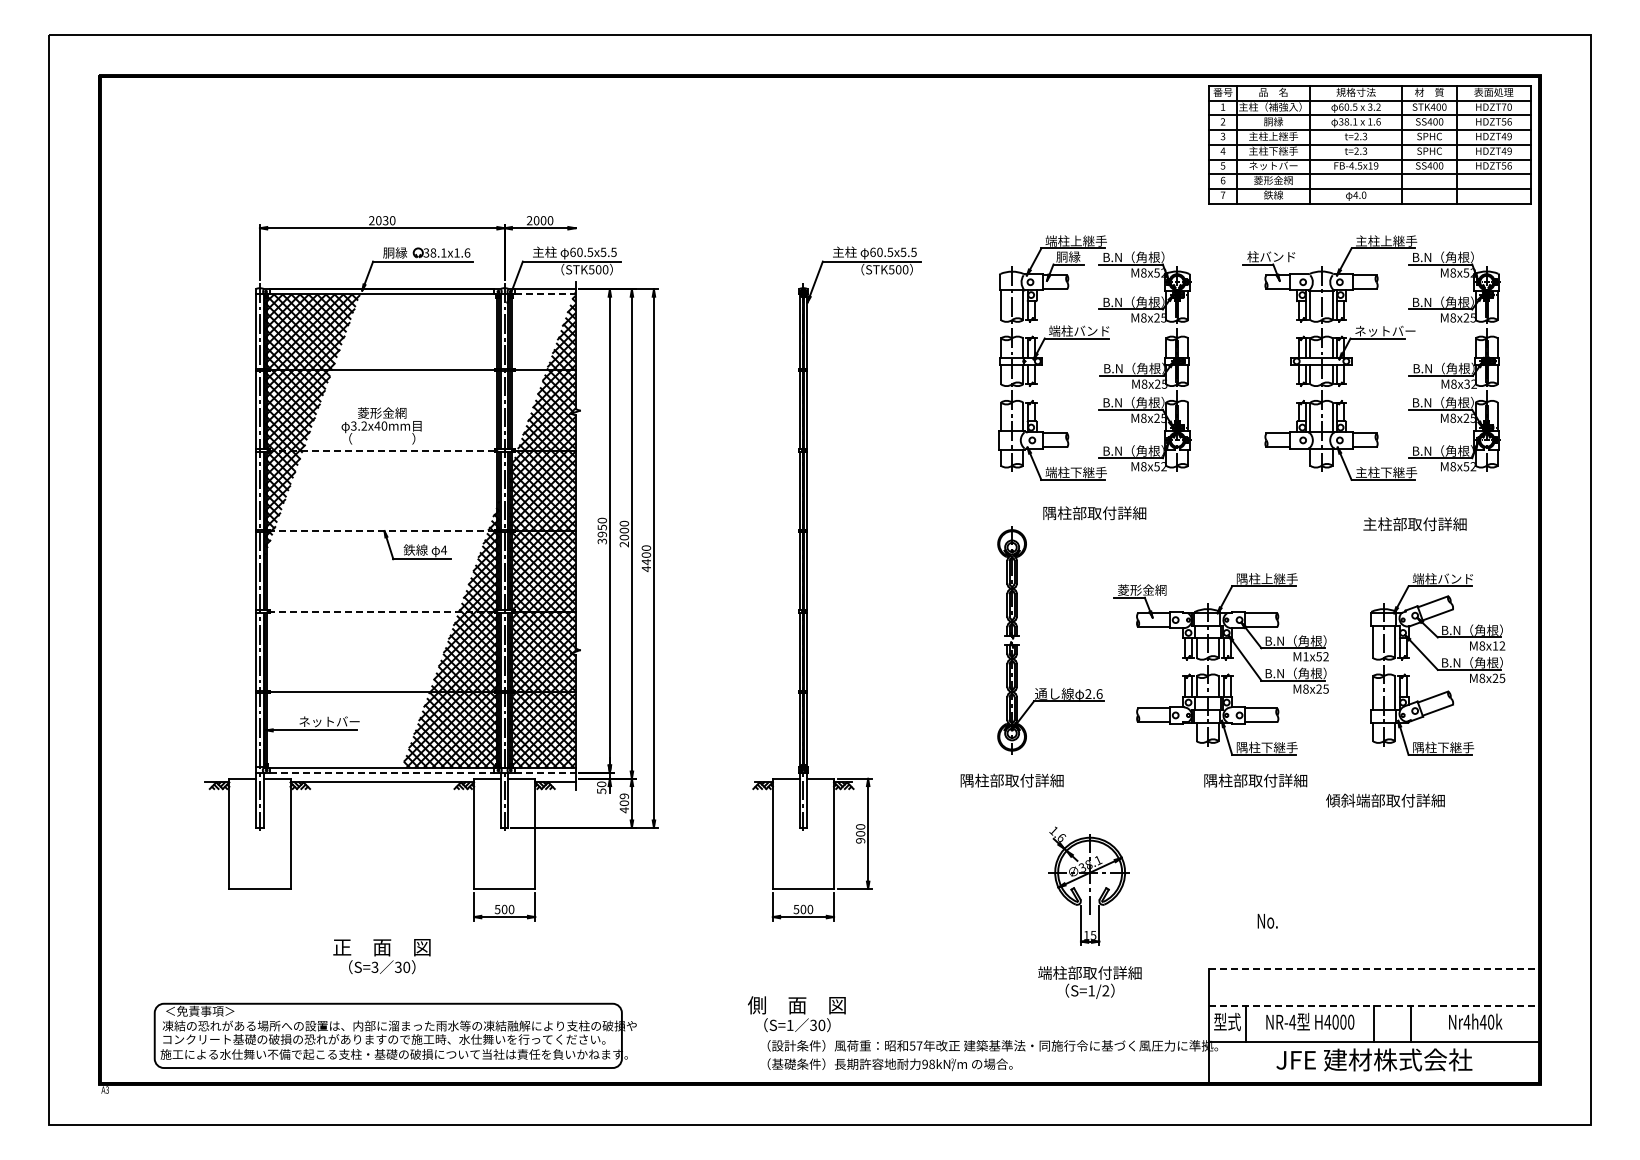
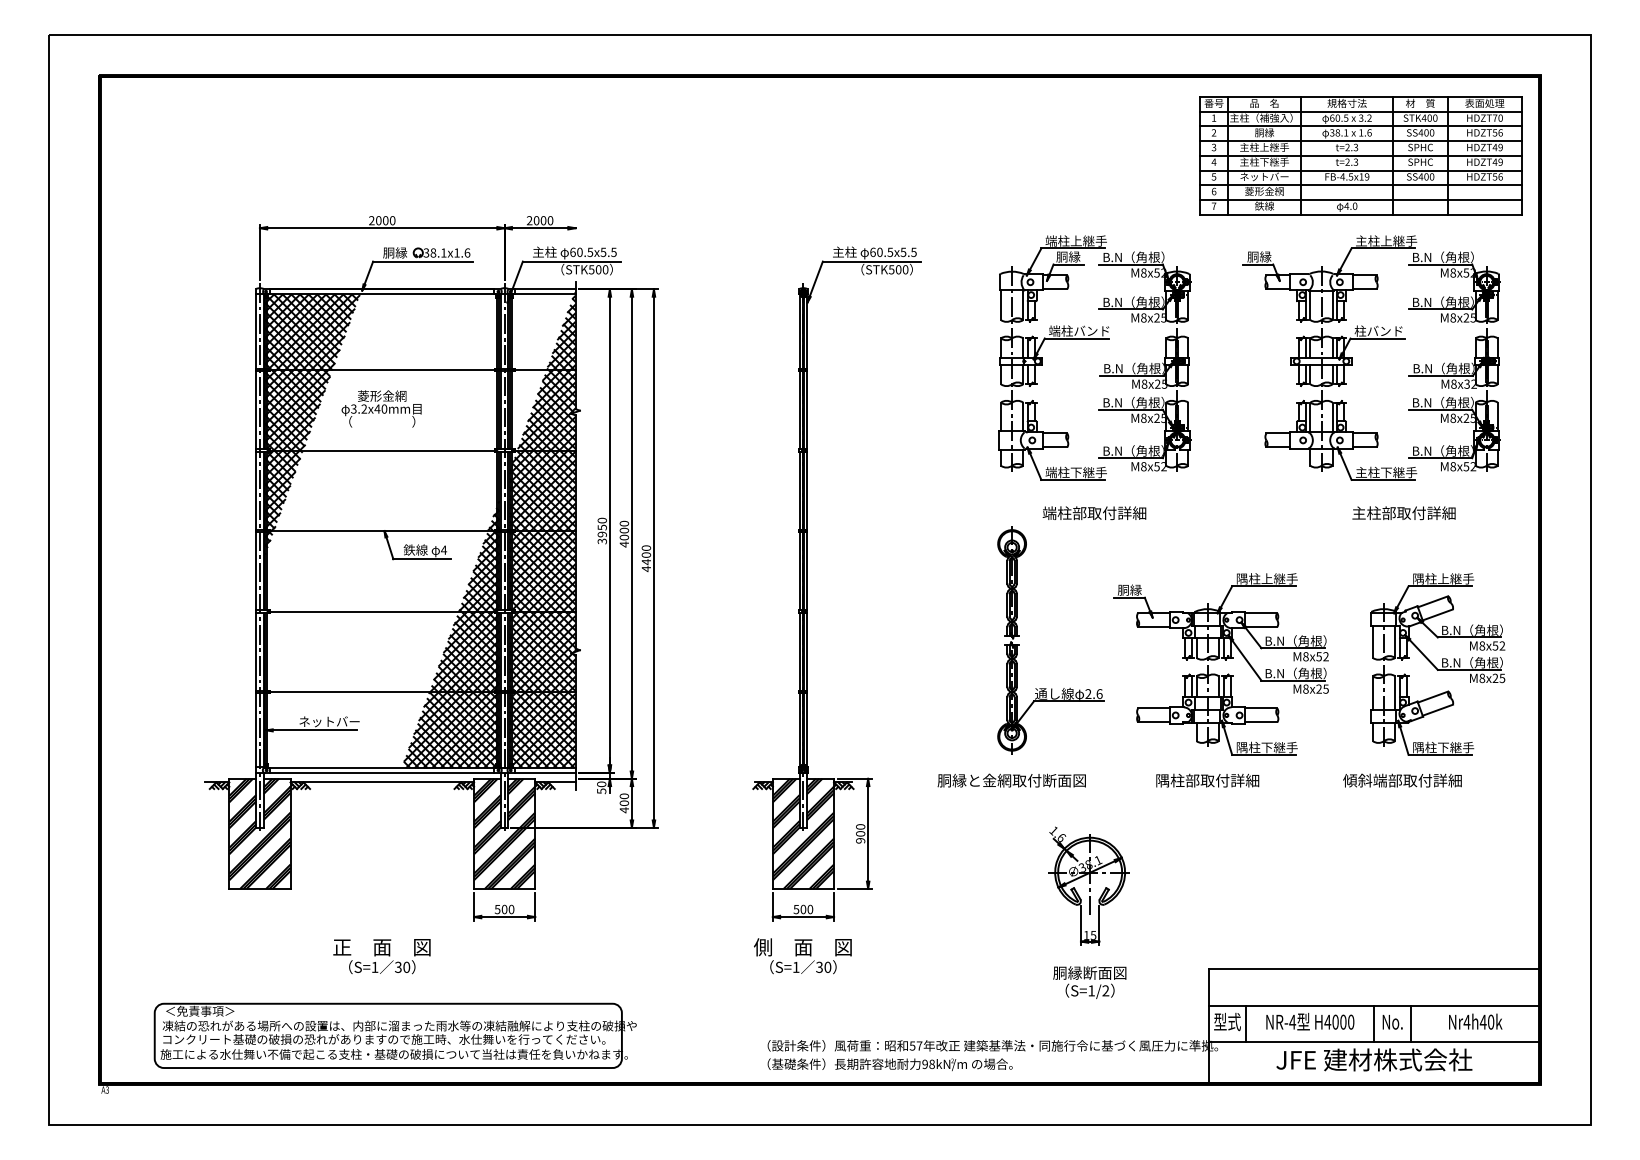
part position: (1369, 144) -> (1360, 155) (1360, 155)
text: 2030 -> 2000 (385, 220)
text: 柱バンド -> 胴縁 (1271, 256)
line: dashed -> solid (545, 294)
text: ネットバー -> 柱バンド (1384, 330)
text position: (381, 425) -> (381, 408) (381, 408)
line: dashed -> solid (381, 450)
text: 隅柱部取付詳細 -> 端柱部取付詳細 (1049, 512)
text position: (1414, 524) -> (1403, 513) (1403, 513)
line: dashed -> solid (381, 531)
text: 2000 -> 4000 (623, 544)
text: 端柱バンド -> 隅柱上継手 (1443, 578)
text: 菱形金網 -> 胴縁 (1141, 589)
line: dashed -> solid (381, 611)
text: M8x12 -> M8x52 (1495, 645)
text: M1x52 -> M8x52 (1305, 656)
line: dashed -> solid (382, 772)
line: dashed -> solid (545, 772)
text: 隅柱部取付詳細 -> 胴縁と金網取付断面図 (1011, 780)
text position: (1255, 780) -> (1207, 780) (1207, 780)
text: 409 -> 400 (624, 796)
text position: (1385, 800) -> (1402, 780) (1402, 780)
hatch: none -> present (259, 833)
hatch: none -> present (504, 833)
hatch: none -> present (803, 833)
text position: (1267, 921) -> (1392, 1022) (1392, 1022)
text: S=3 -> S=1 (374, 966)
line: dashed -> solid (1374, 969)
text: 端柱部取付詳細 -> 胴縁断面図 (1089, 972)
line: dashed -> solid (1374, 1005)
text position: (796, 1014) -> (802, 956) (802, 956)
